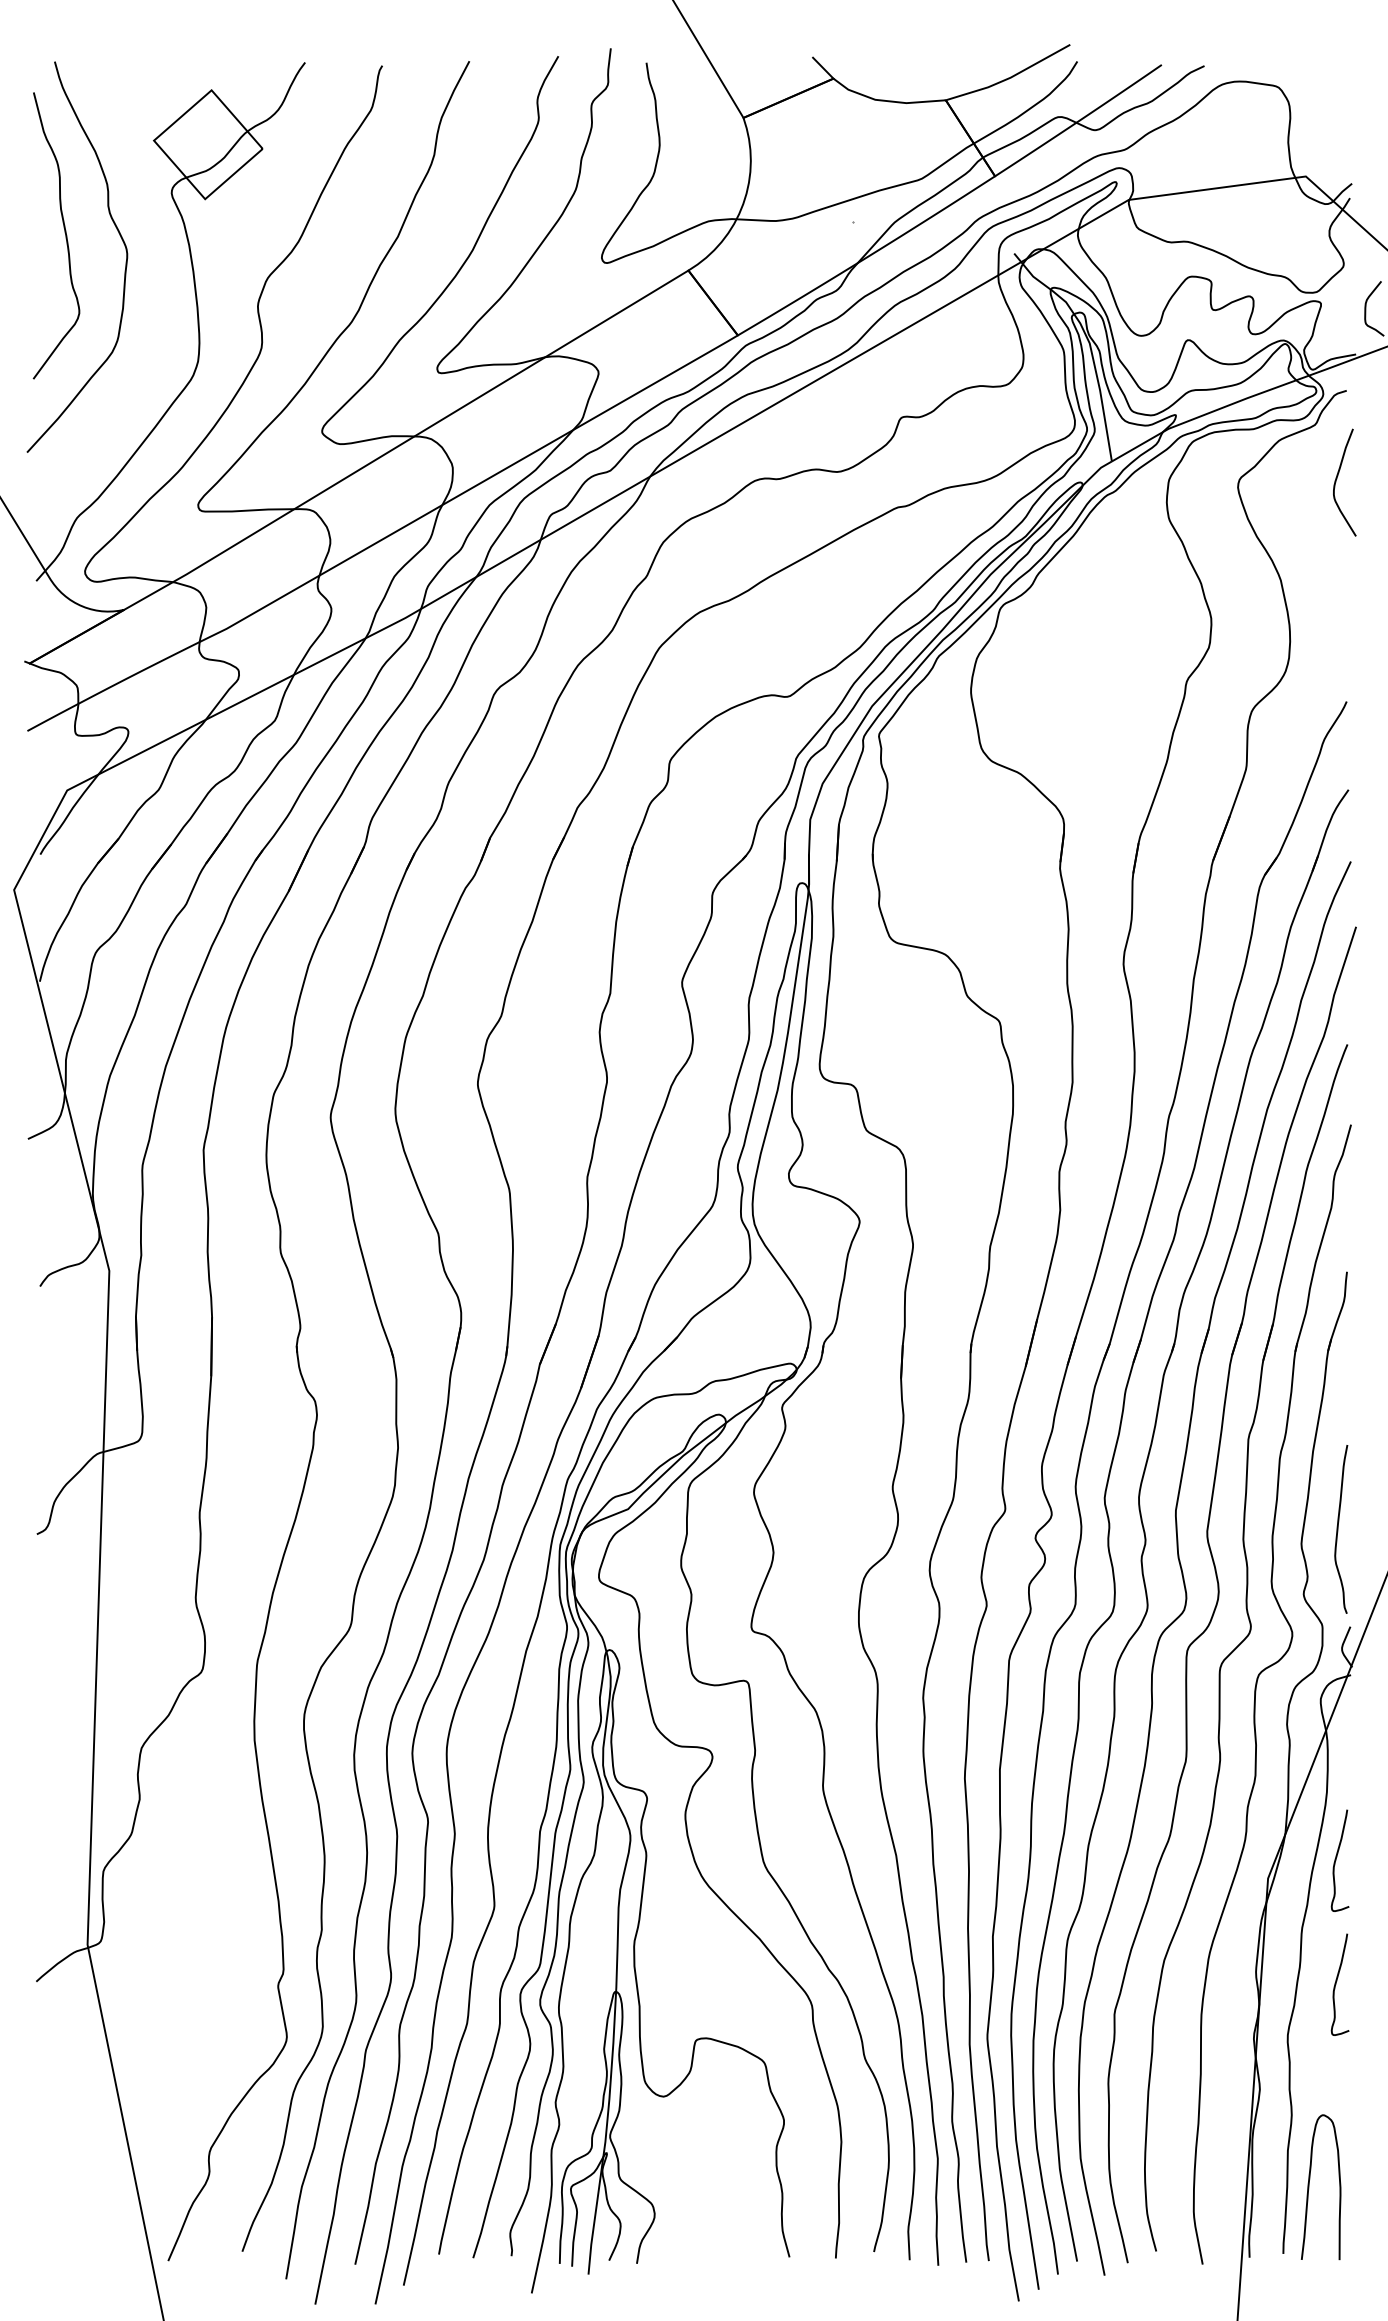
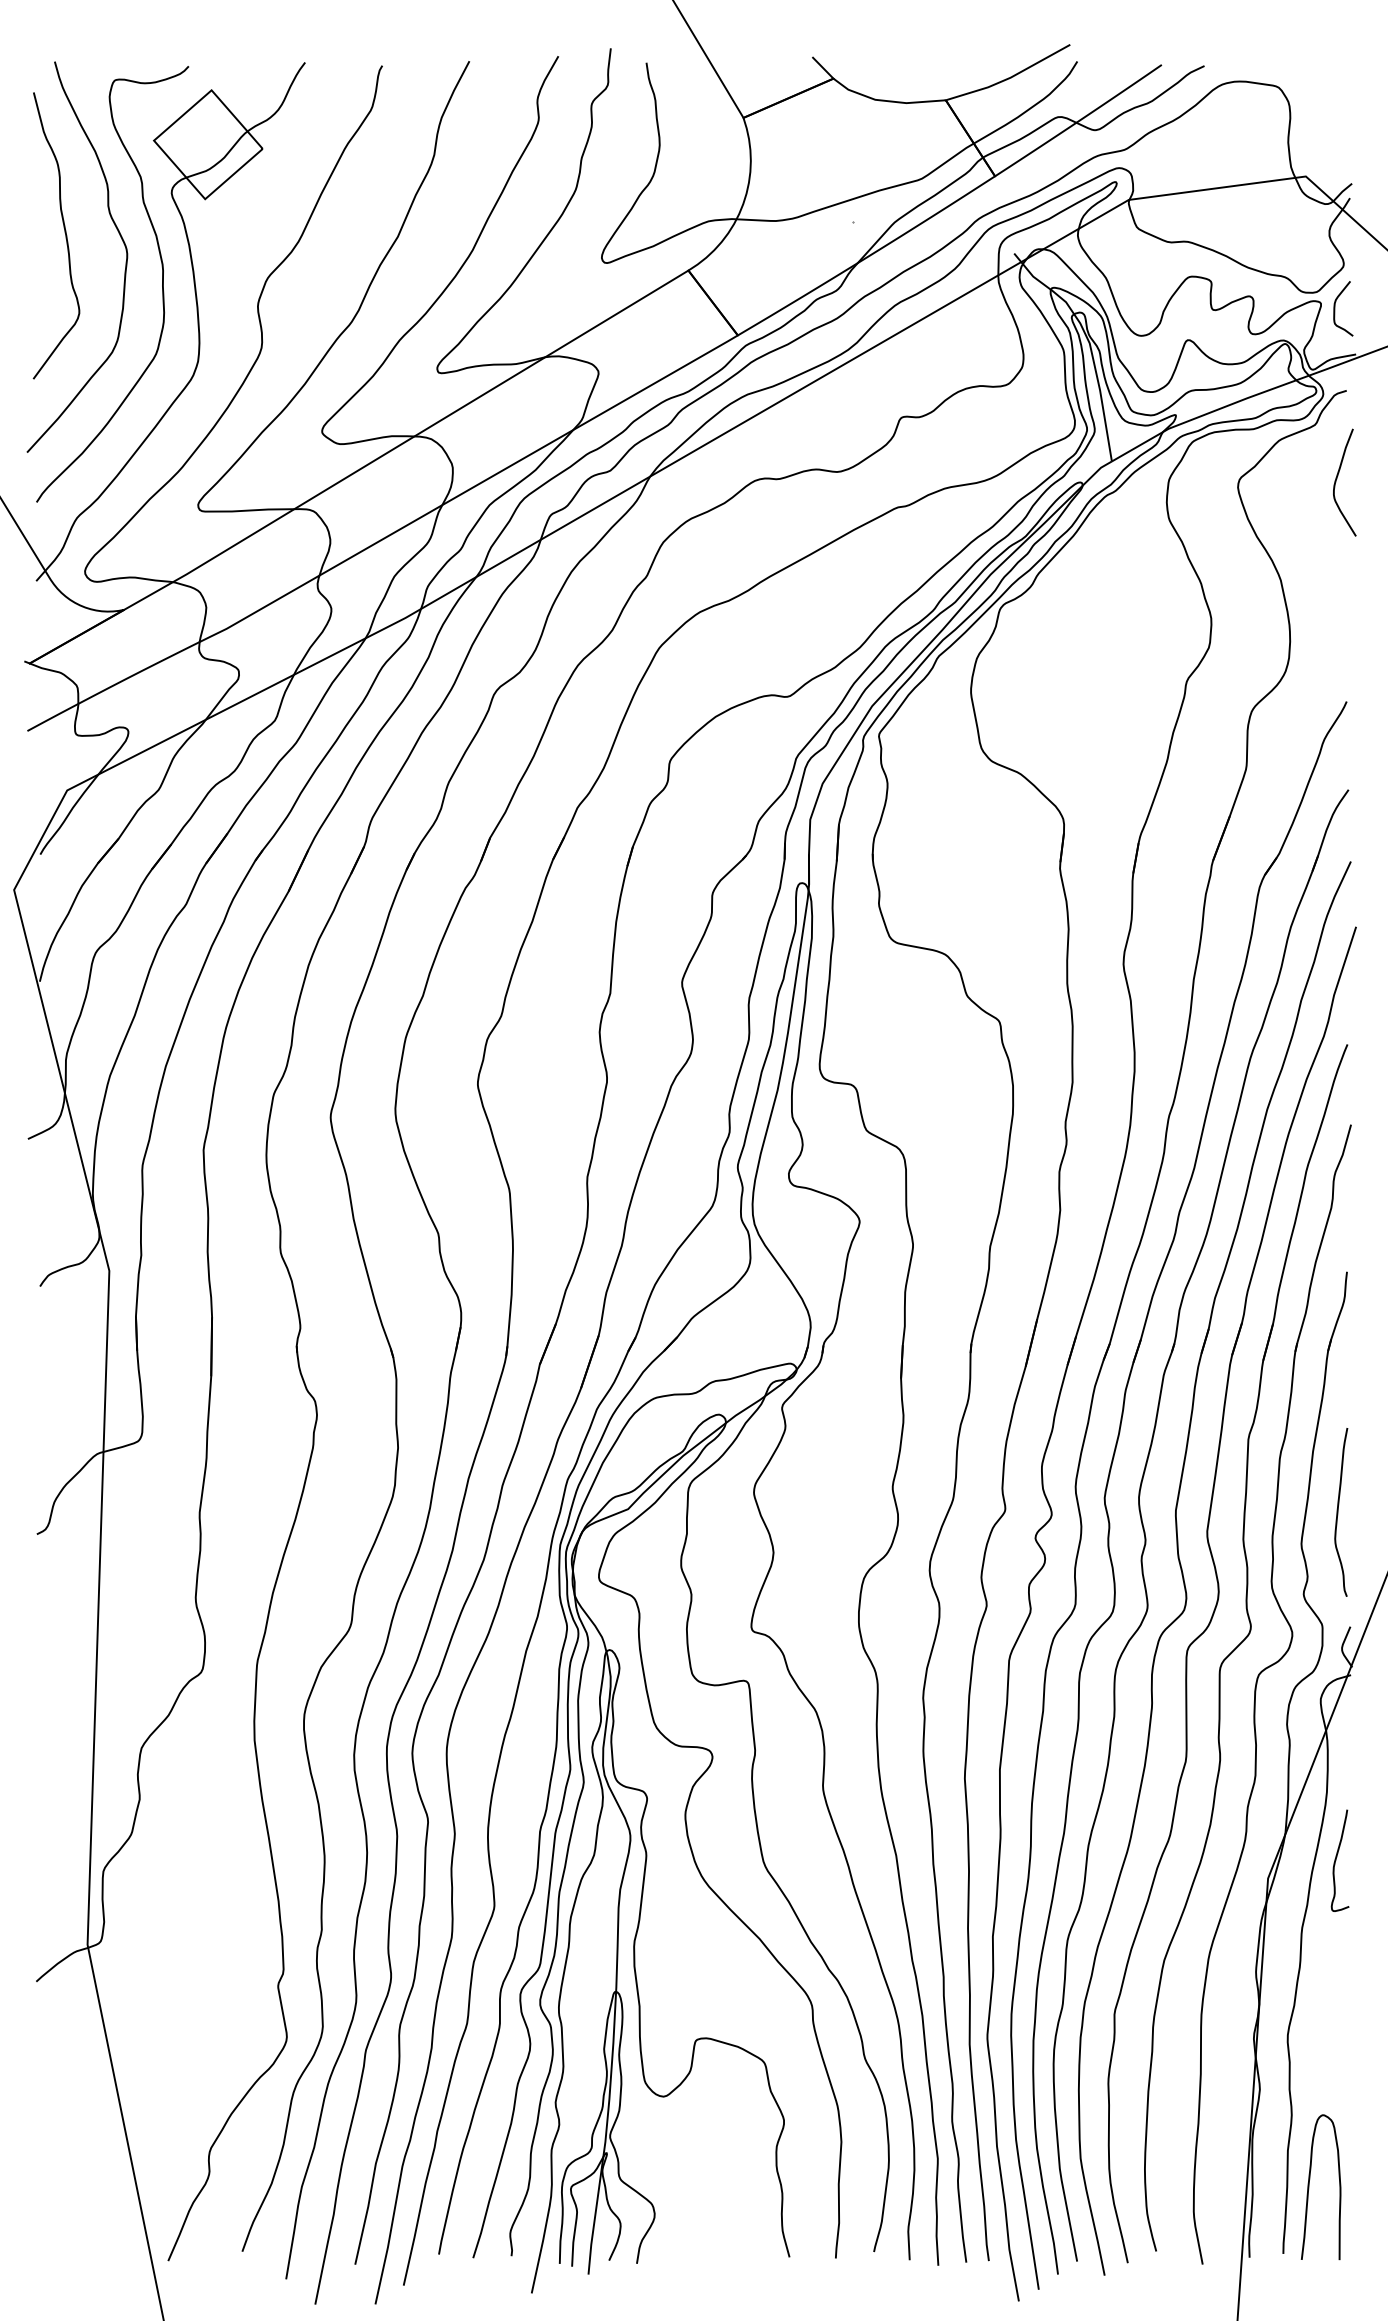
curve: none -> present (162, 284)
curve position: (1366, 308) -> (1335, 308) (1335, 308)
curve position: (1338, 1529) -> (1338, 1512) (1338, 1512)
curve: present -> none (1336, 1984)
